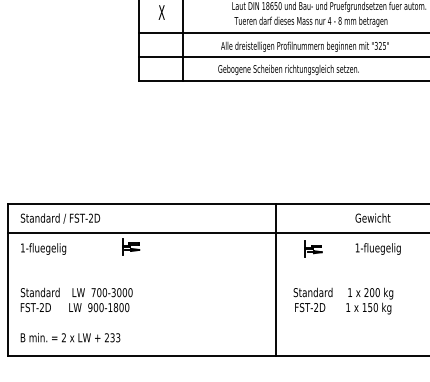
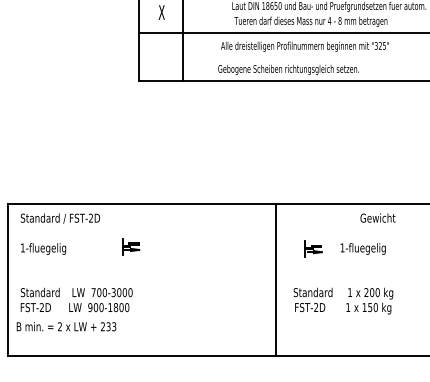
line: present -> none (282, 56)
text position: (372, 217) -> (377, 217) (377, 217)
line: present -> none (216, 233)
text position: (377, 248) -> (362, 248) (362, 248)
text position: (70, 337) -> (66, 326) (66, 326)
